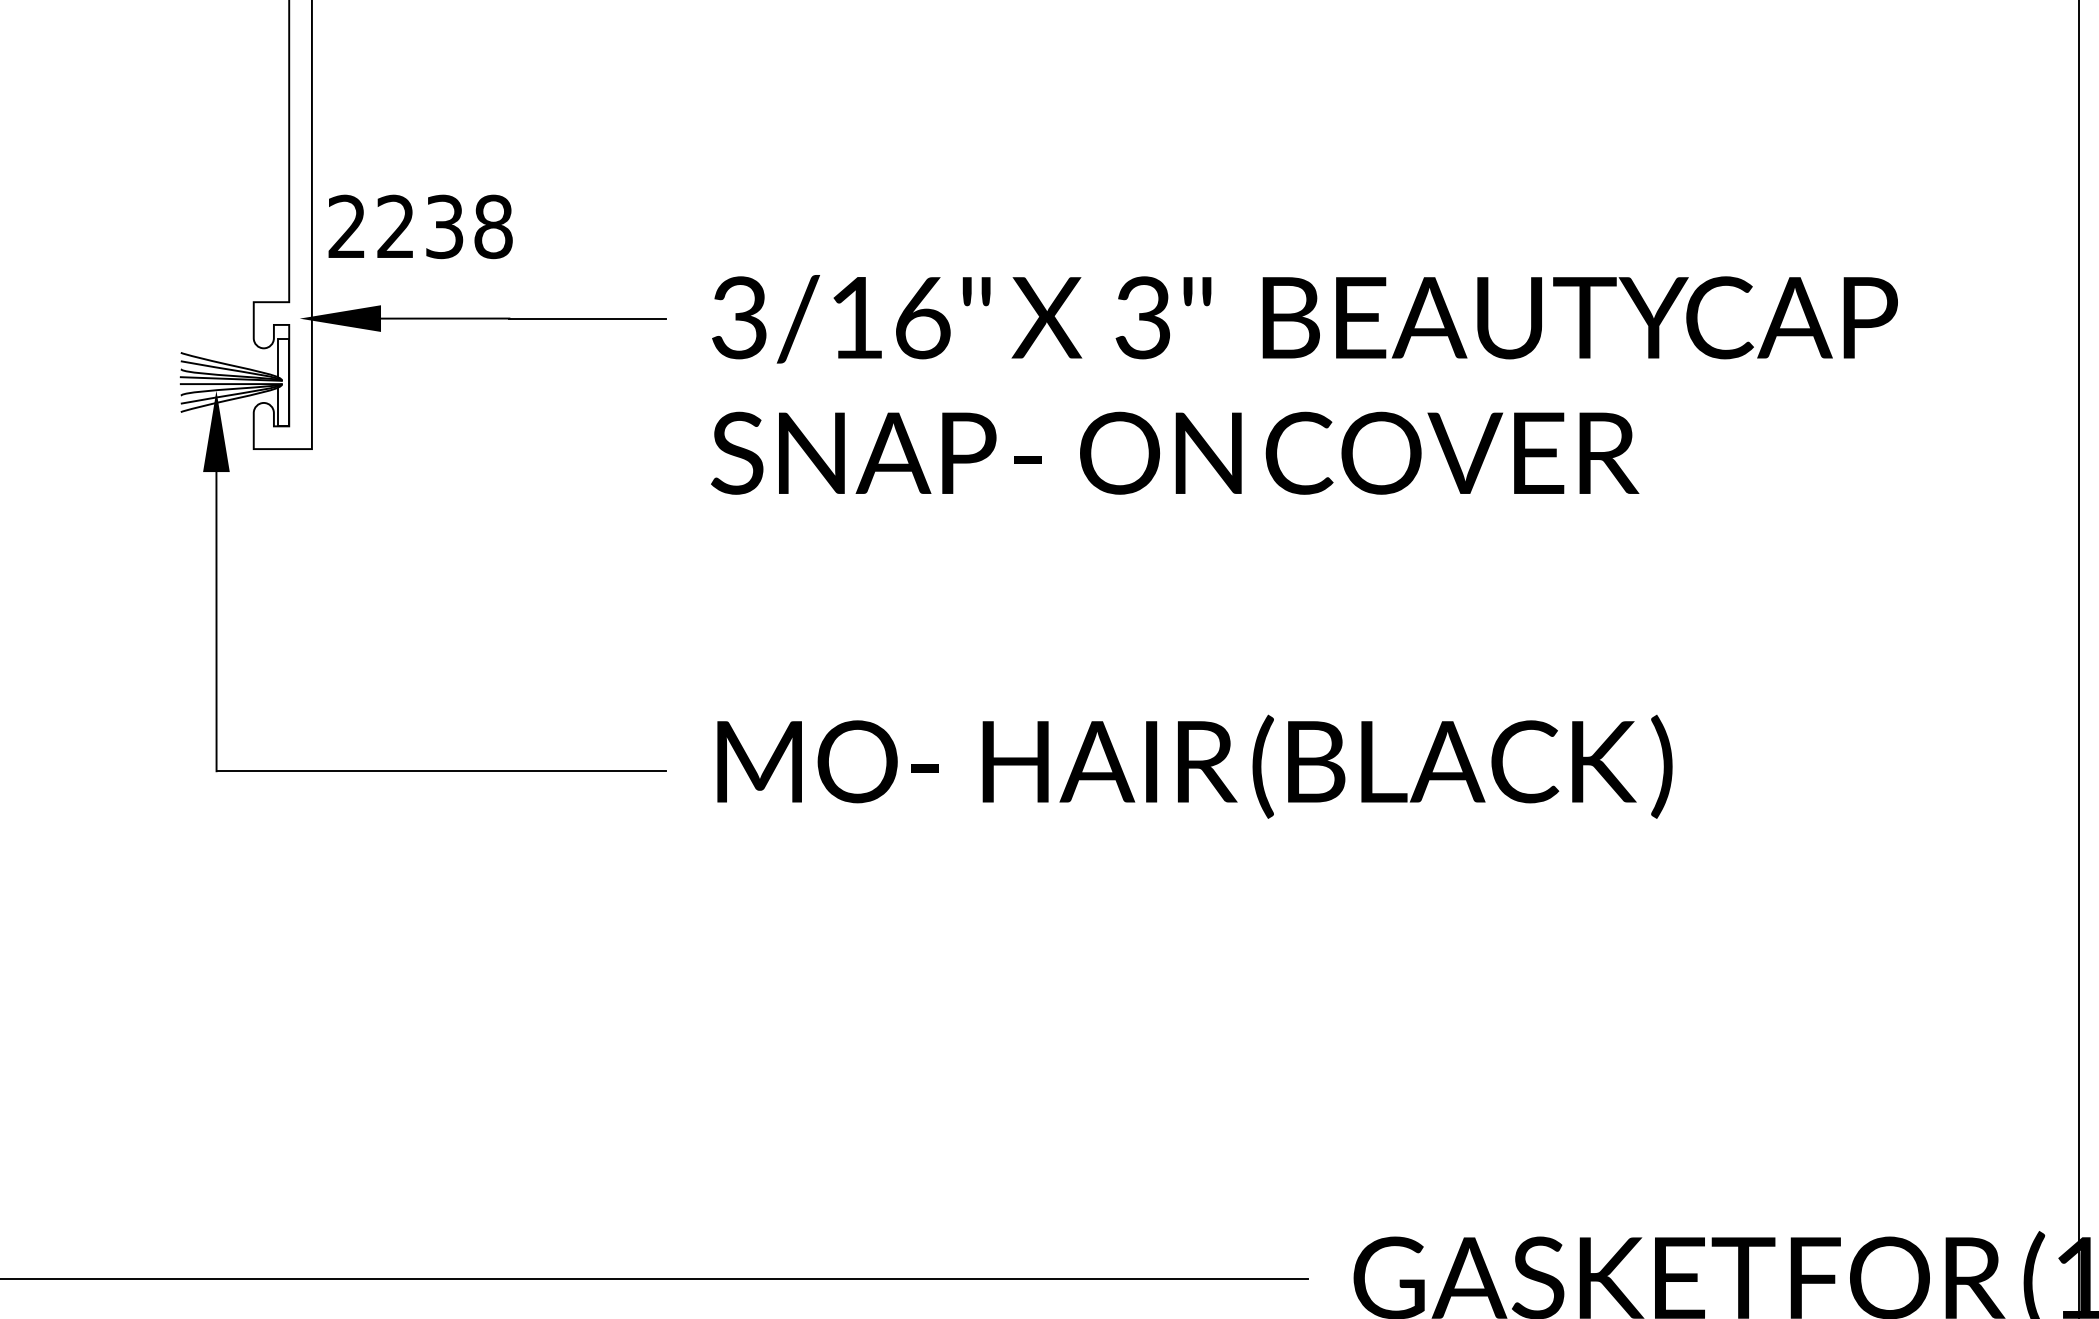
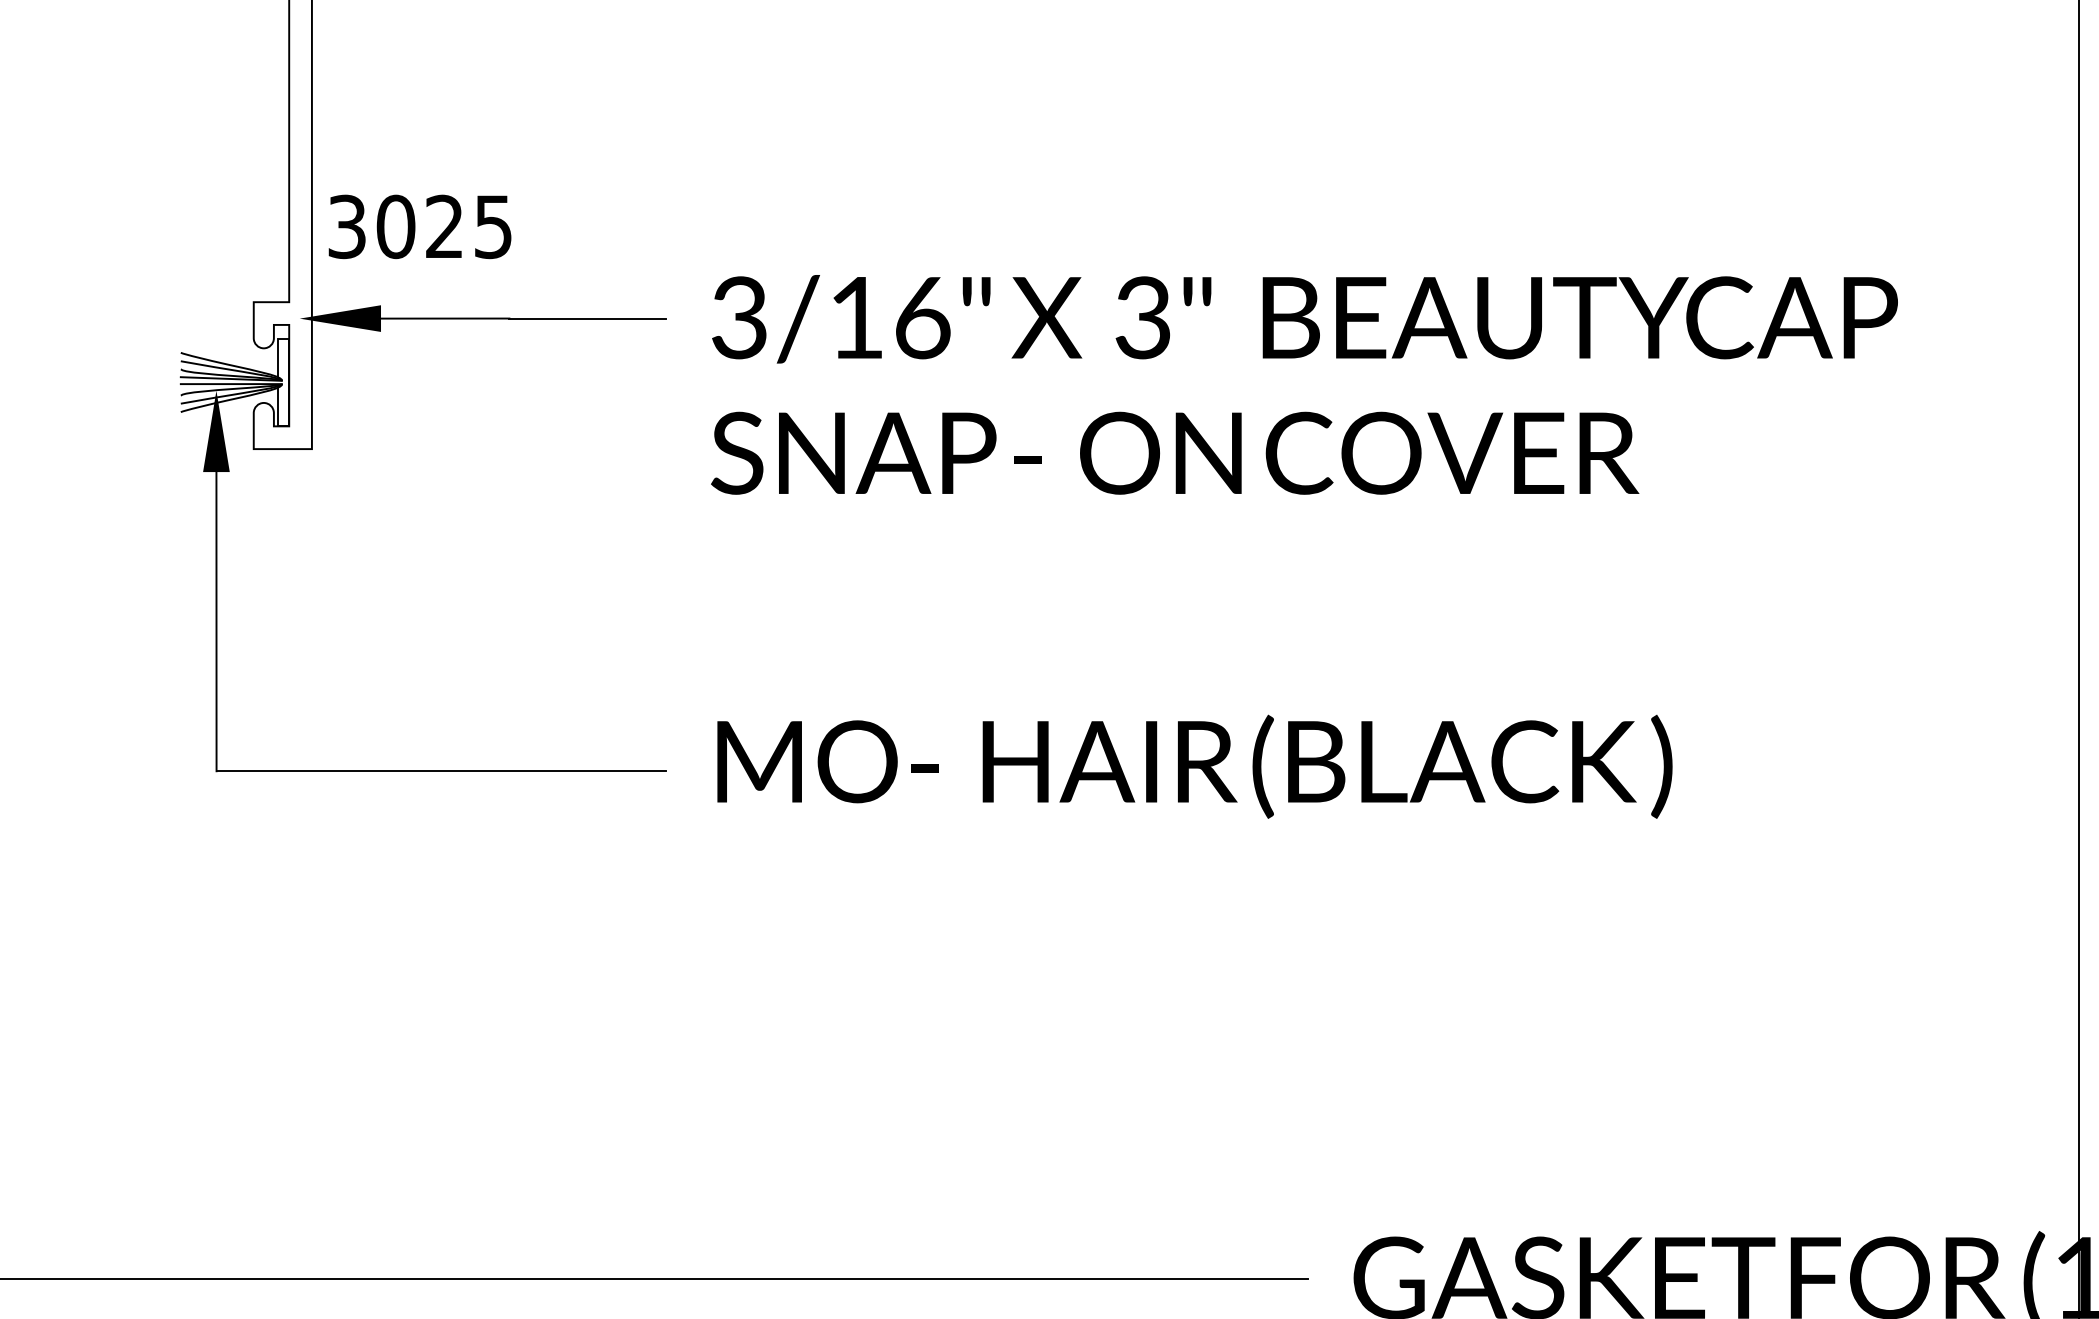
text: 2238 -> 3025 (420, 226)
